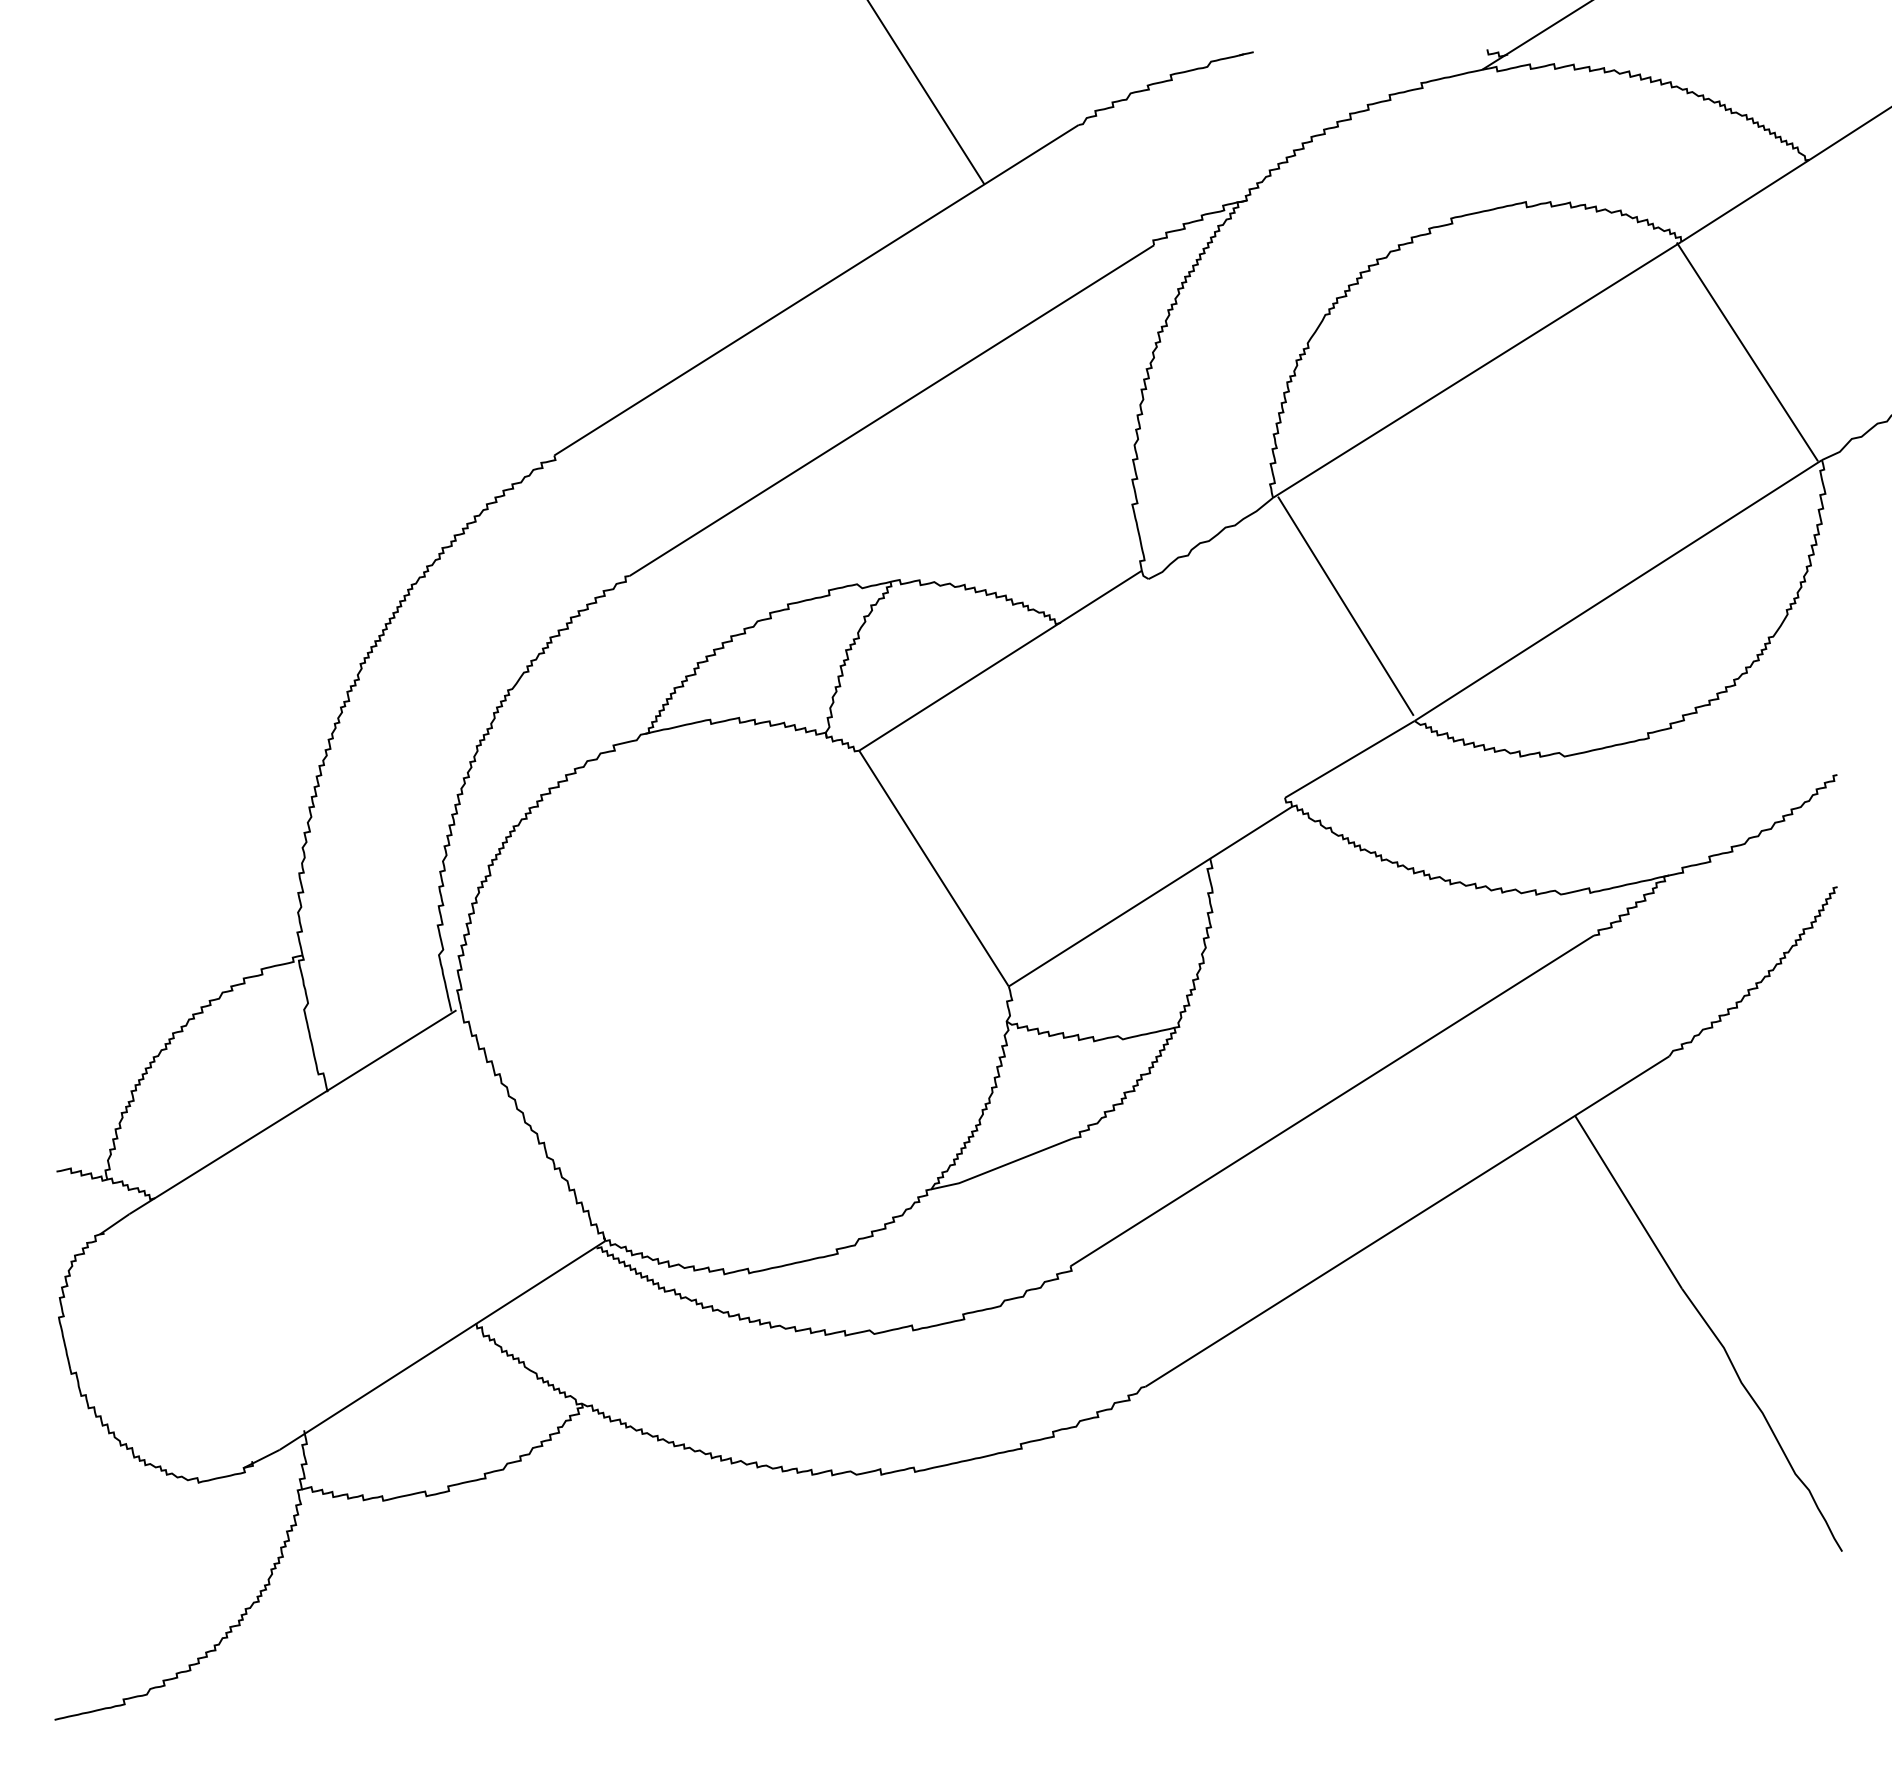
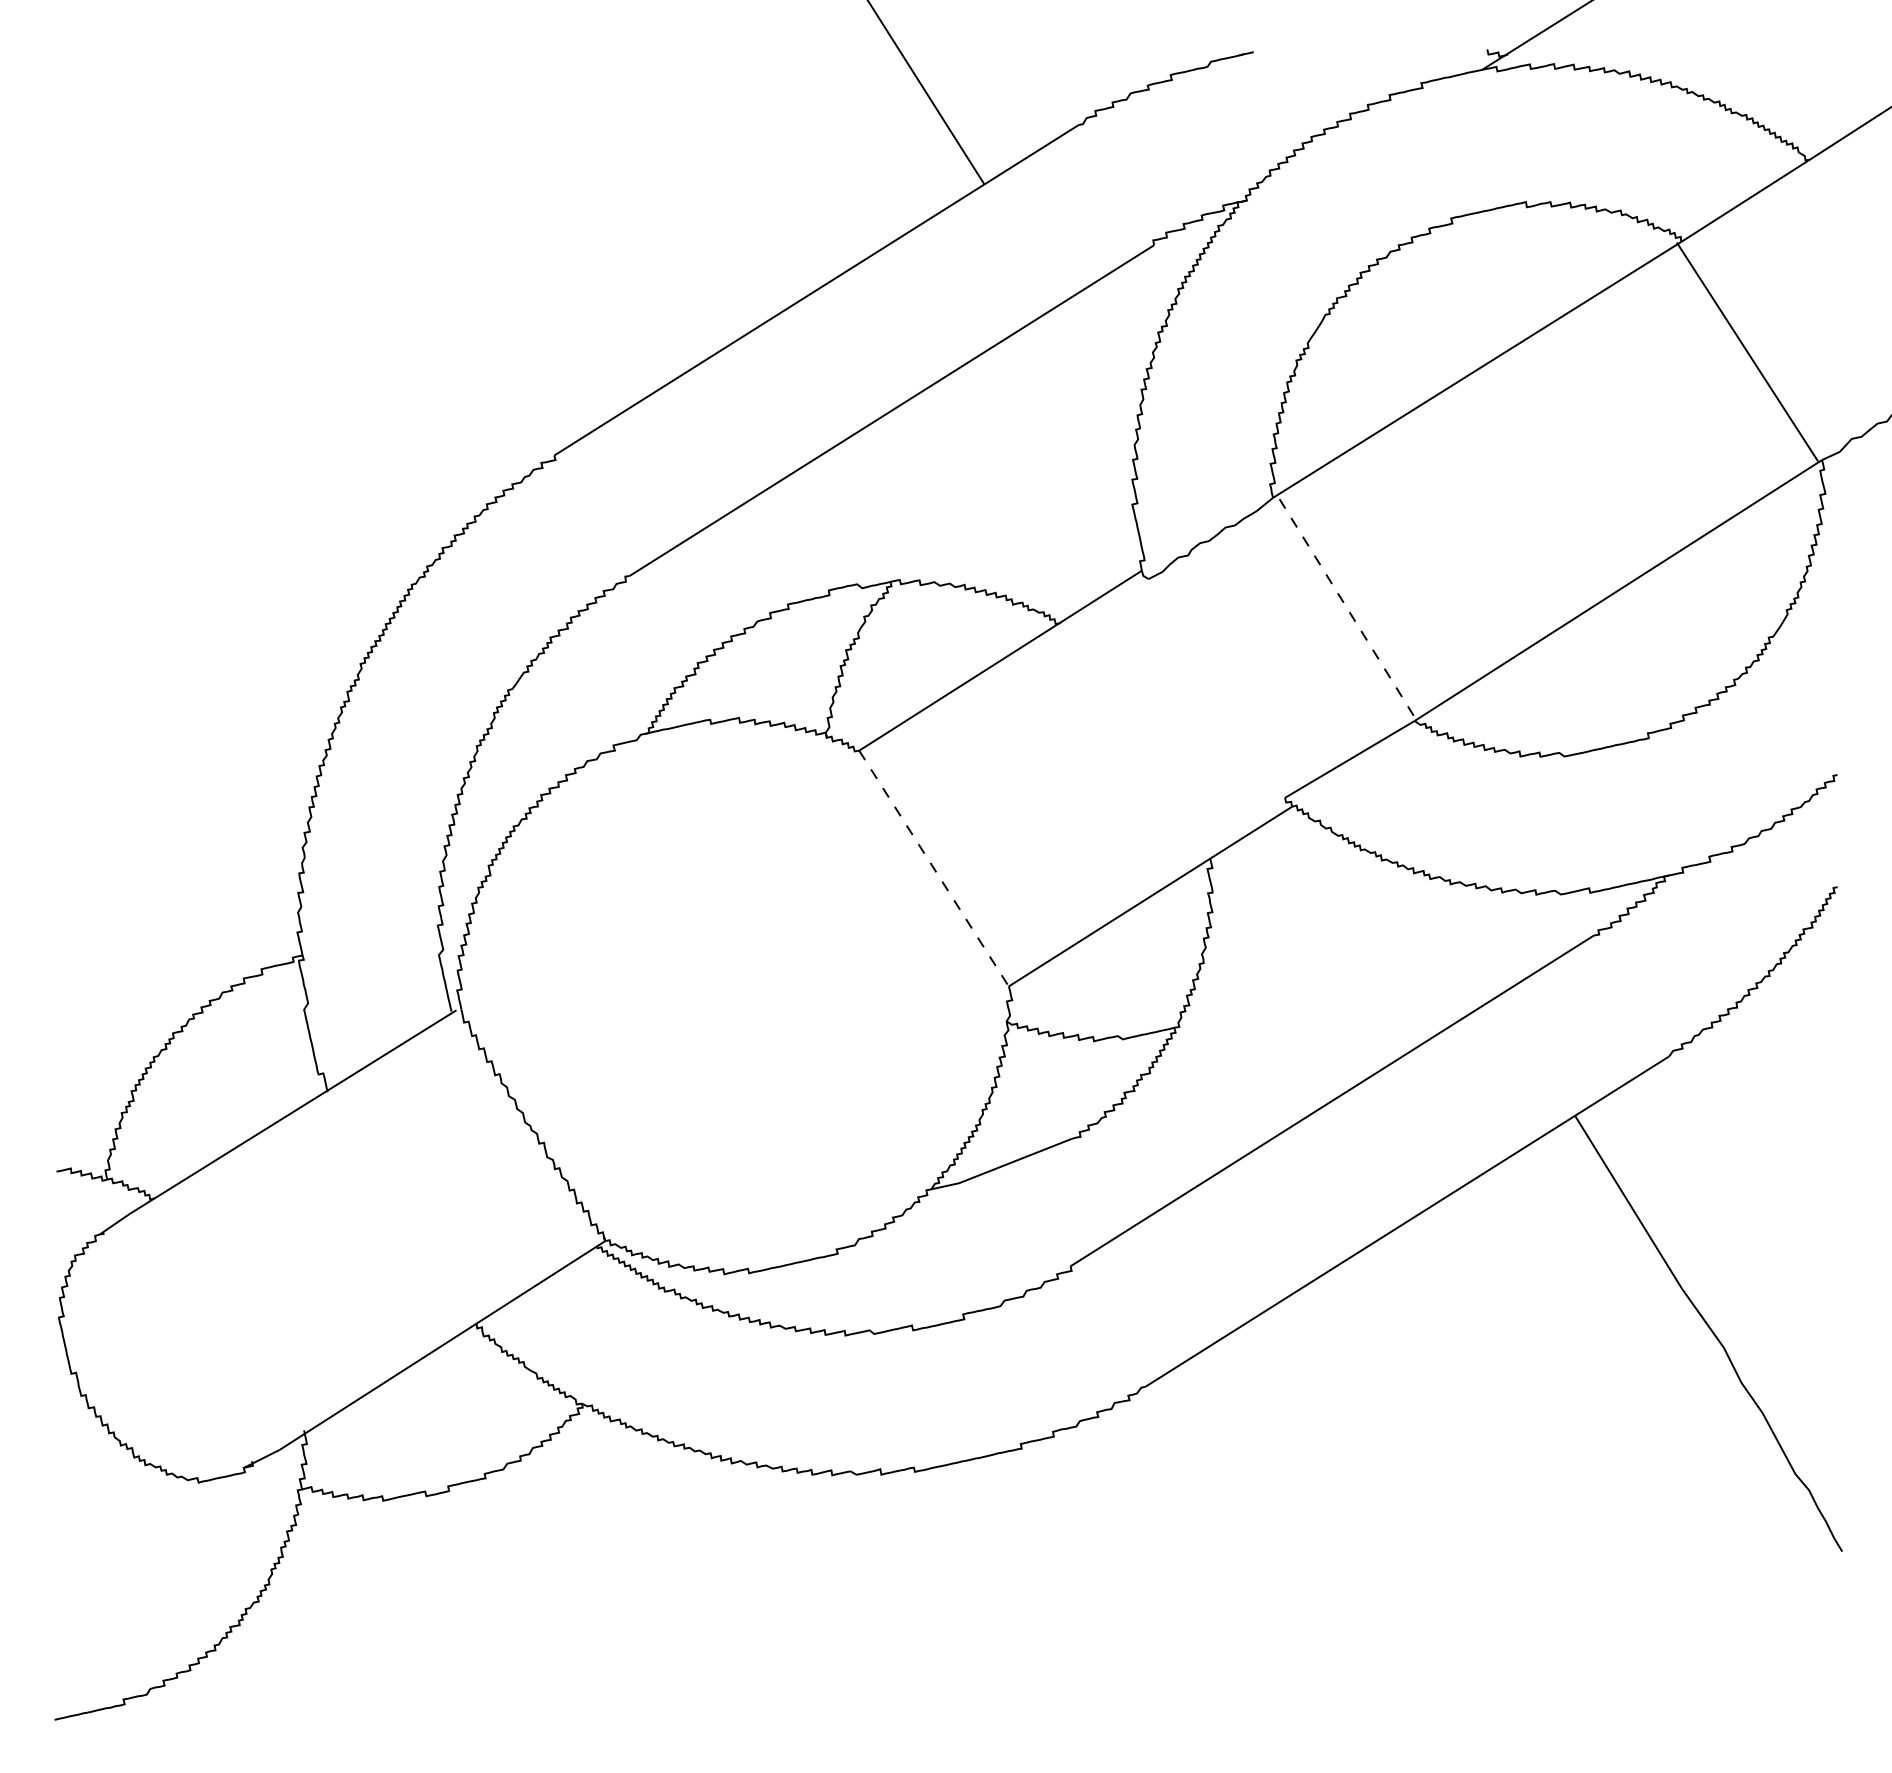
line: solid -> dashed (1345, 606)
line: solid -> dashed (933, 868)
